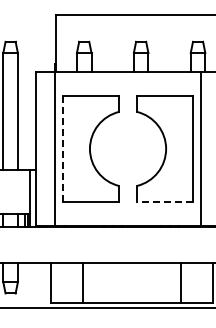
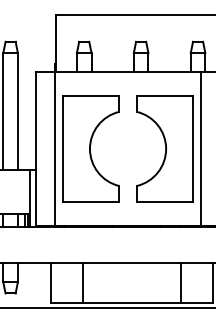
line: dashed -> solid (63, 148)
line: dashed -> solid (164, 201)
